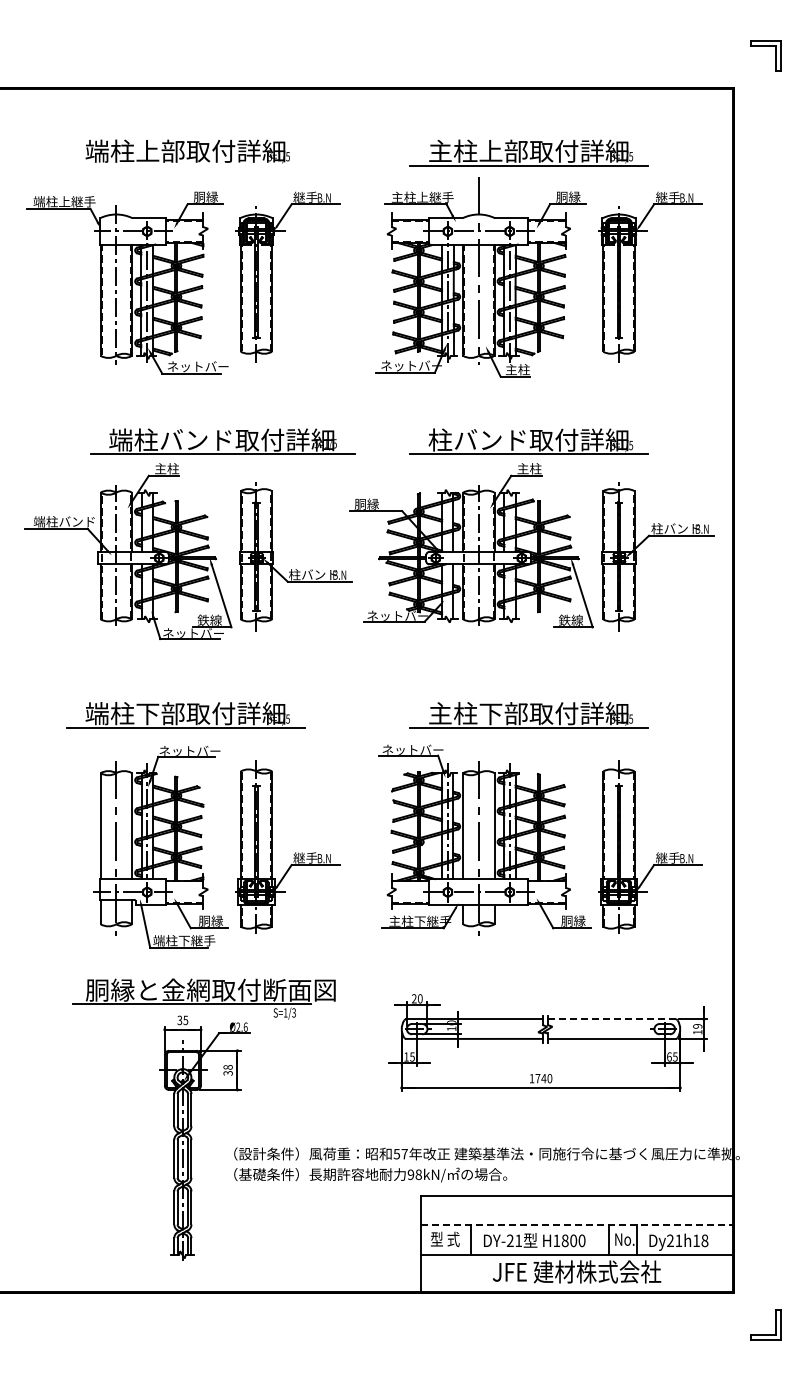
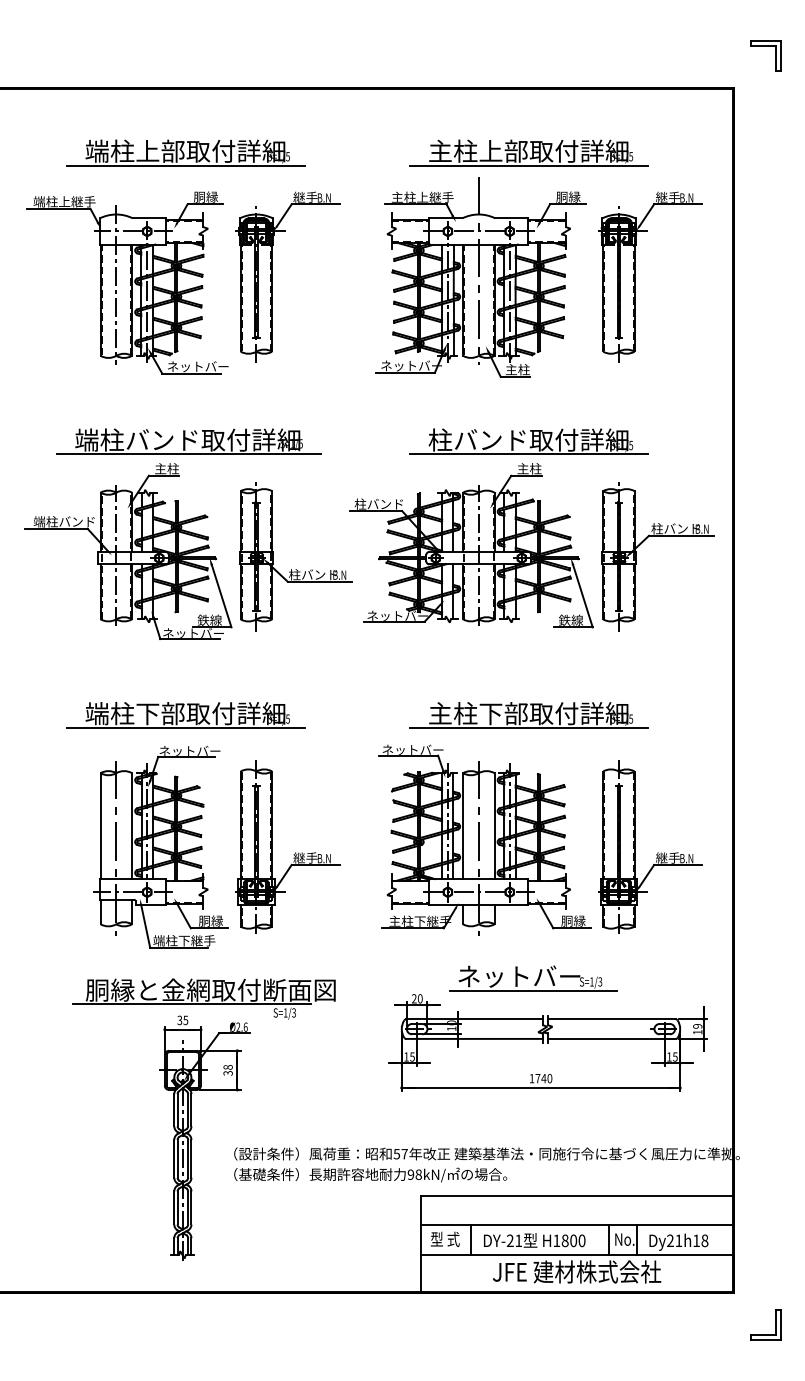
line: none -> present (185, 165)
part position: (222, 441) -> (188, 441) (188, 441)
text: 胴縁 -> 柱バンド (378, 503)
part: none -> present (533, 978)
line: dashed -> solid (611, 1019)
text: 65 -> 15 (669, 1056)
line: dashed -> solid (577, 1225)
